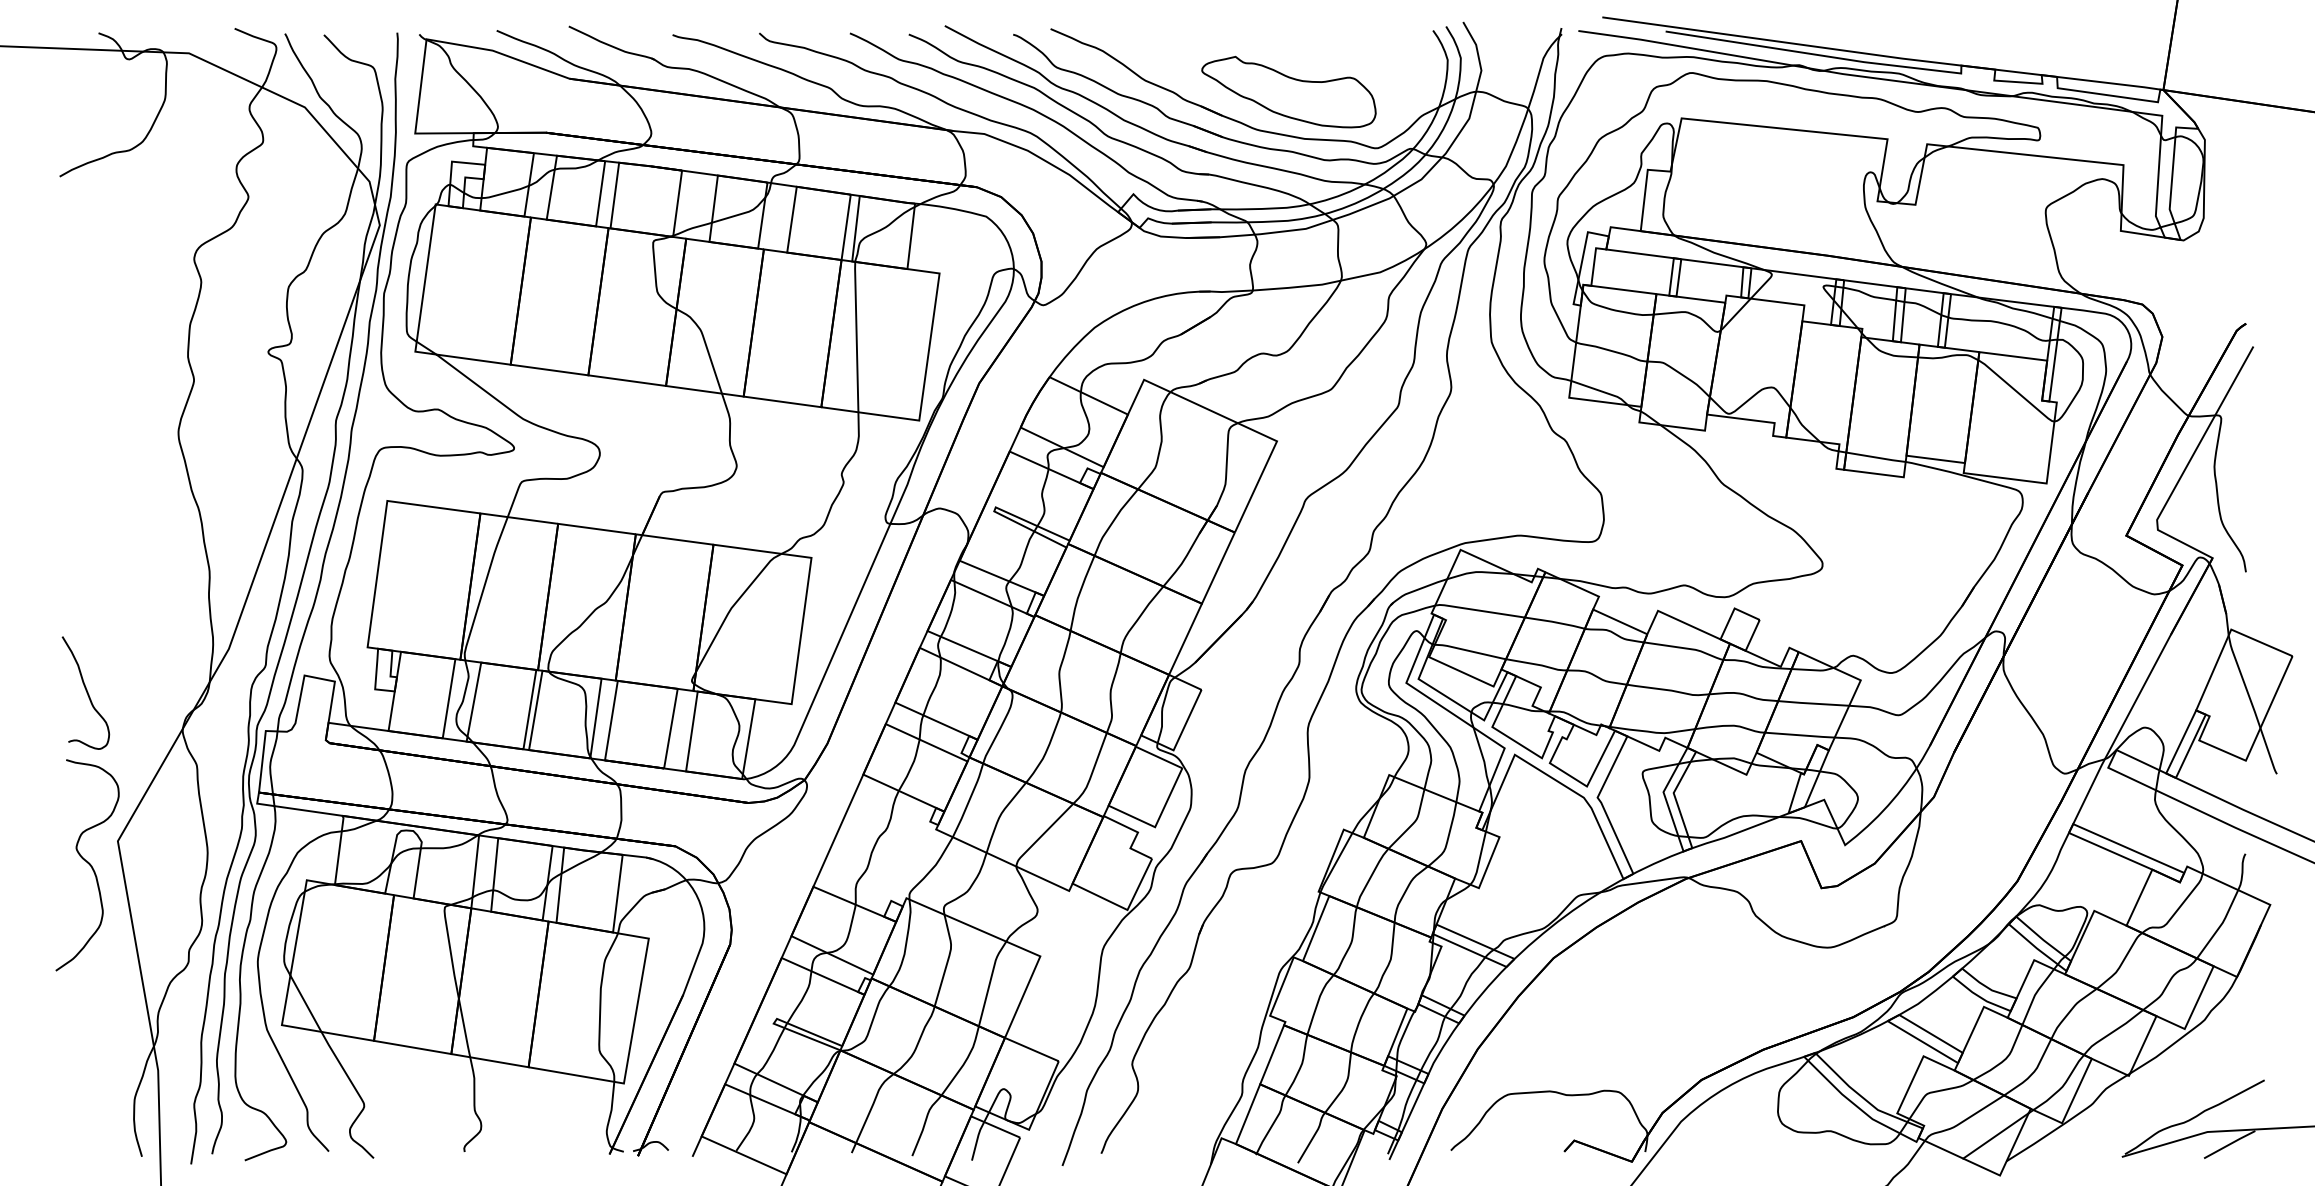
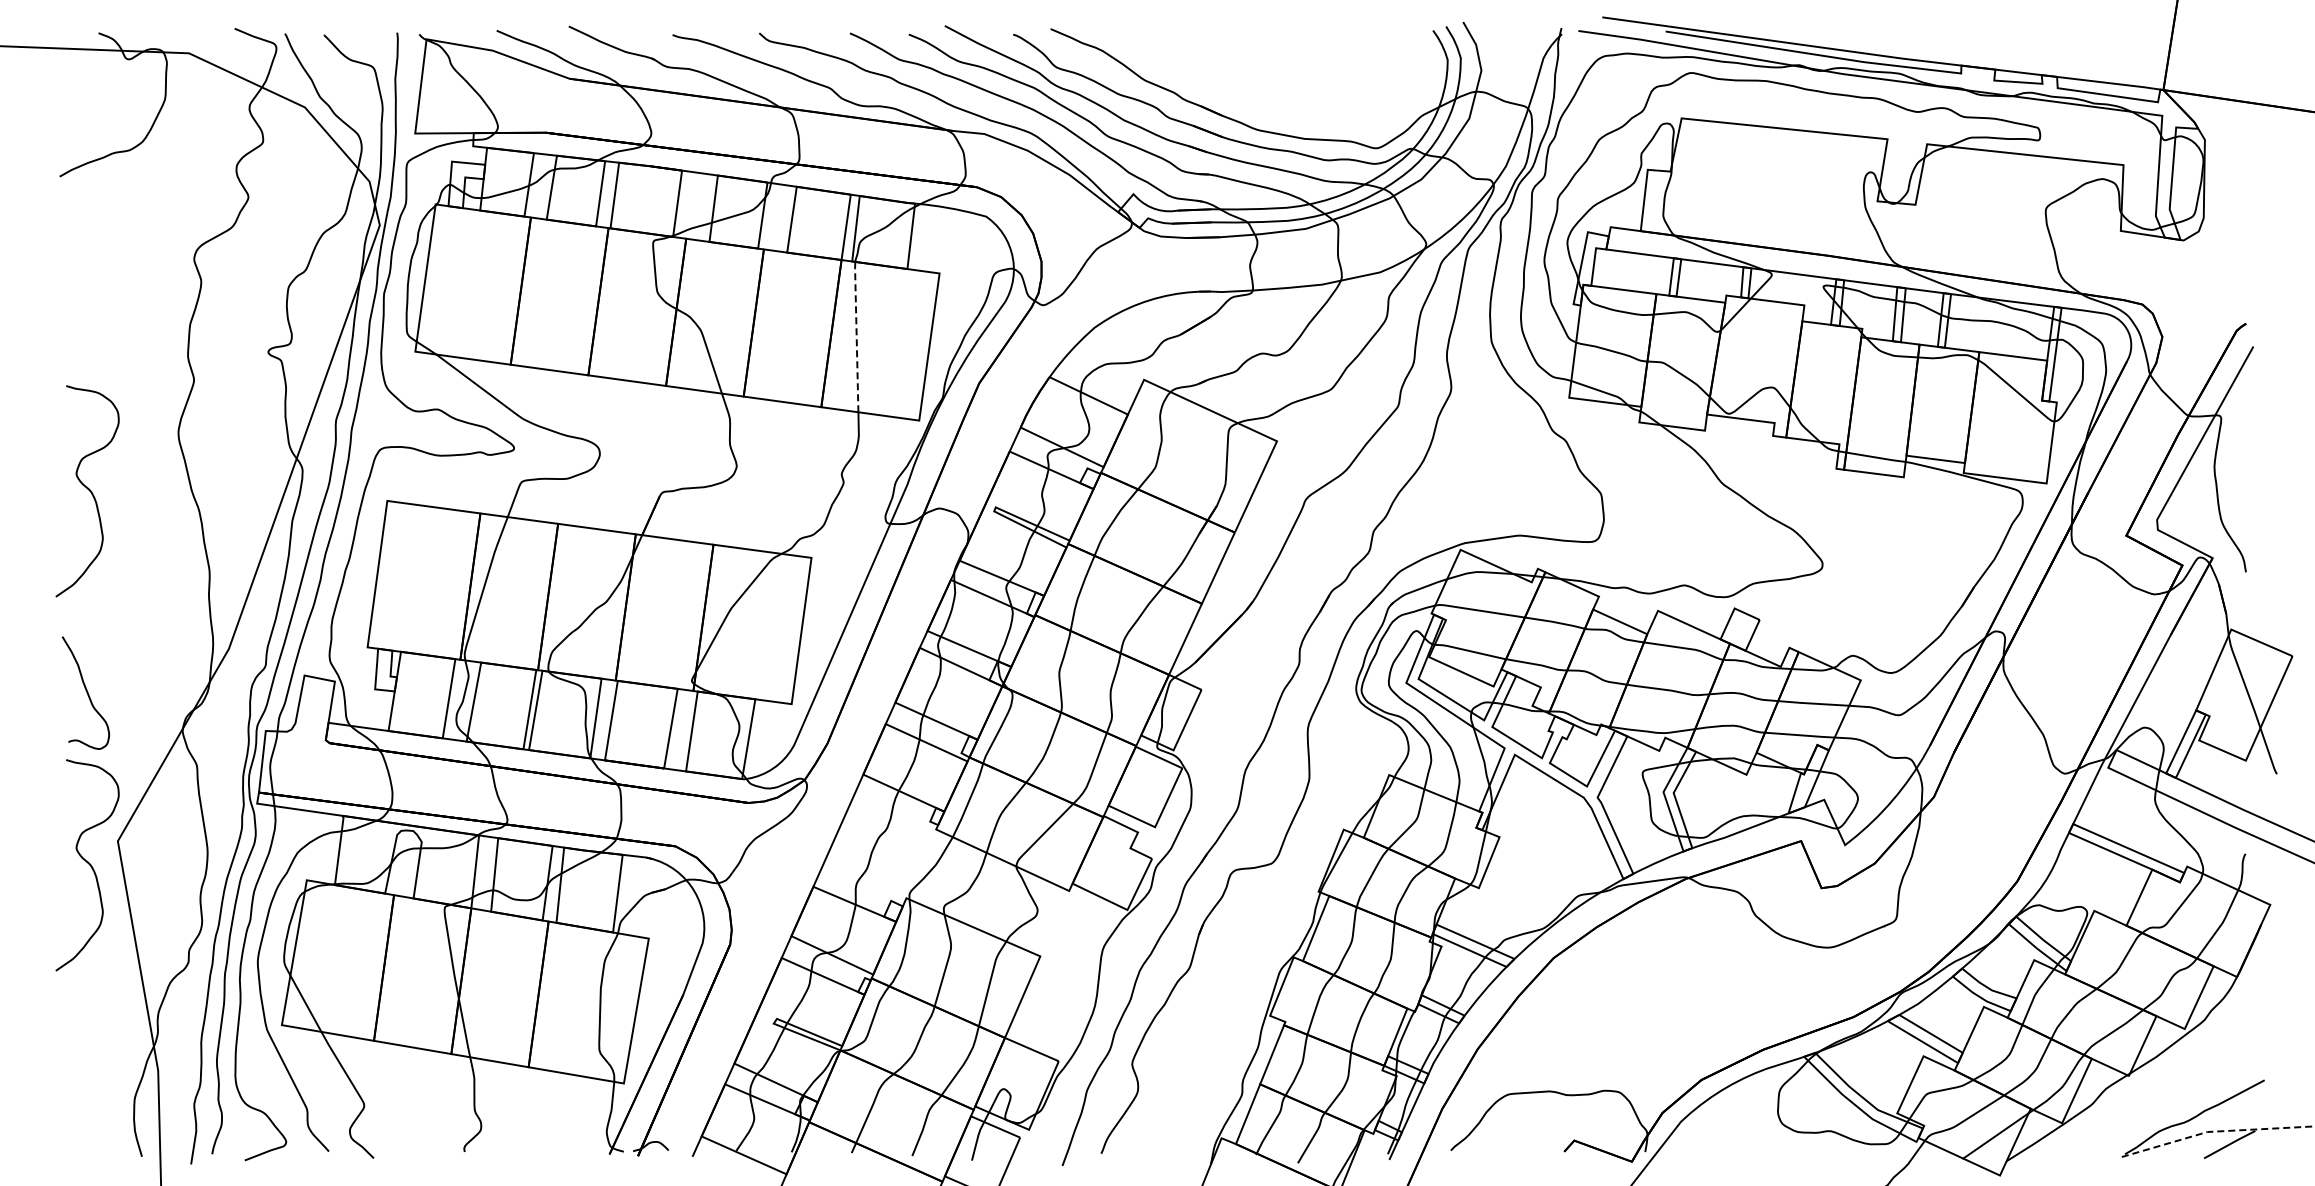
part: present -> none (1288, 91)
line: solid -> dashed (856, 336)
curve: none -> present (88, 490)
line: solid -> dashed (2215, 1131)
